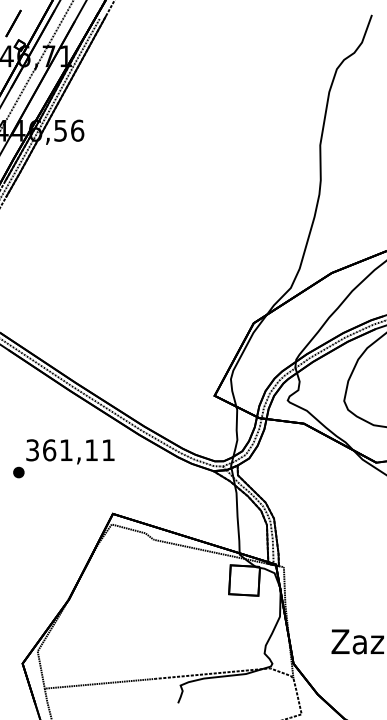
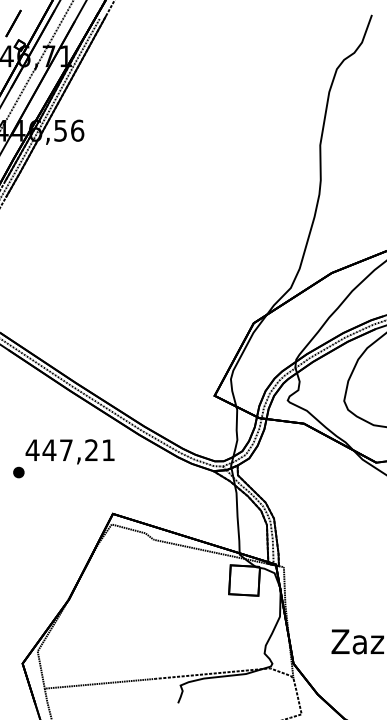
text: 361,11 -> 447,21 (61, 450)
